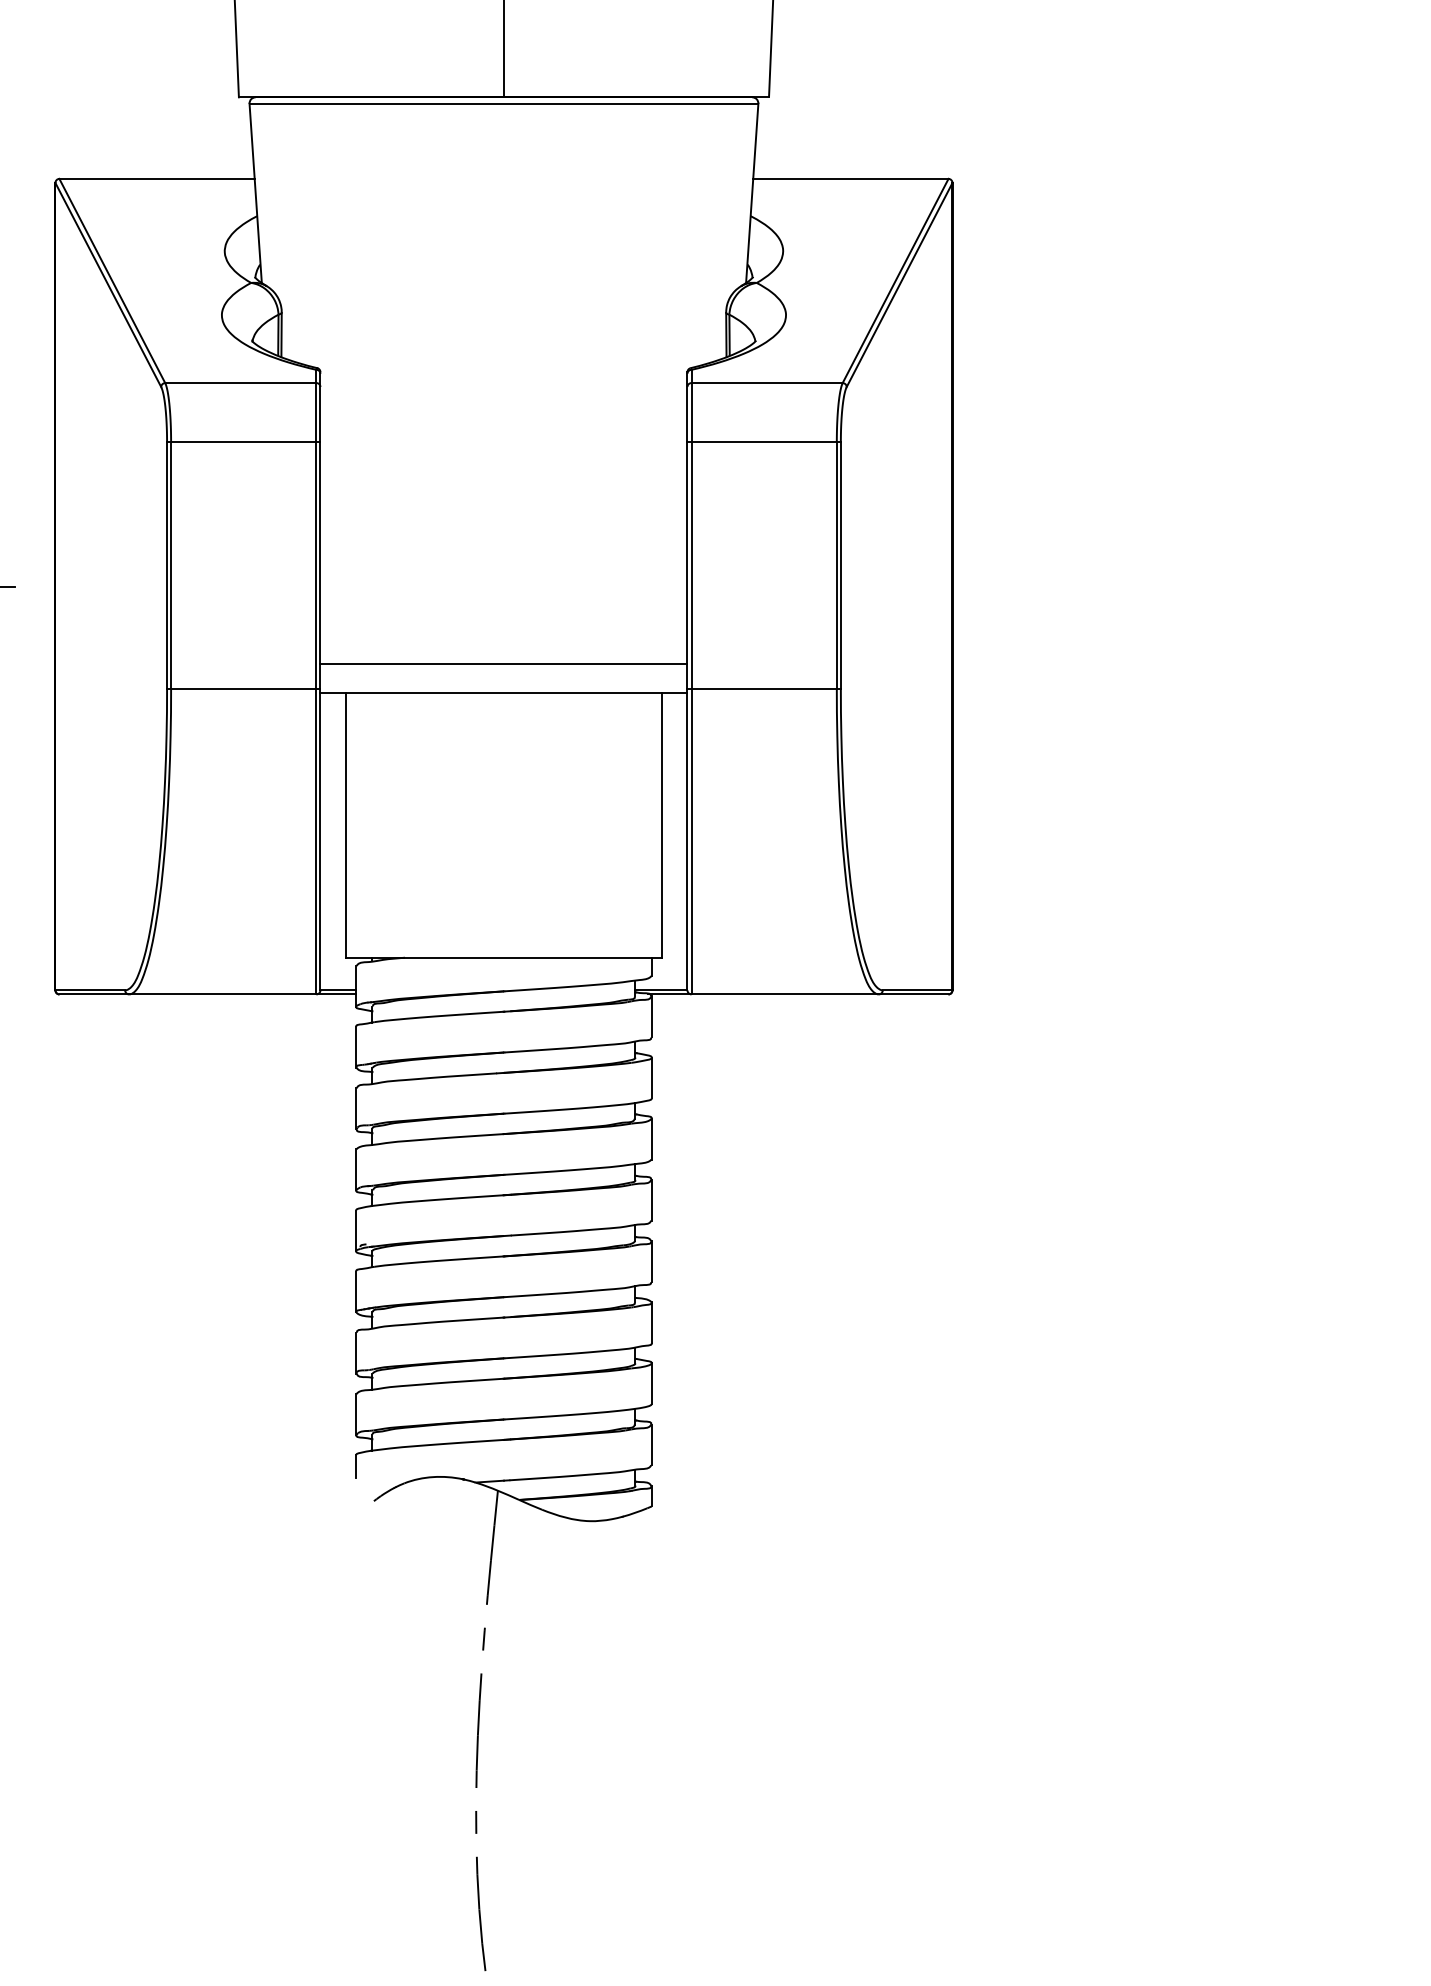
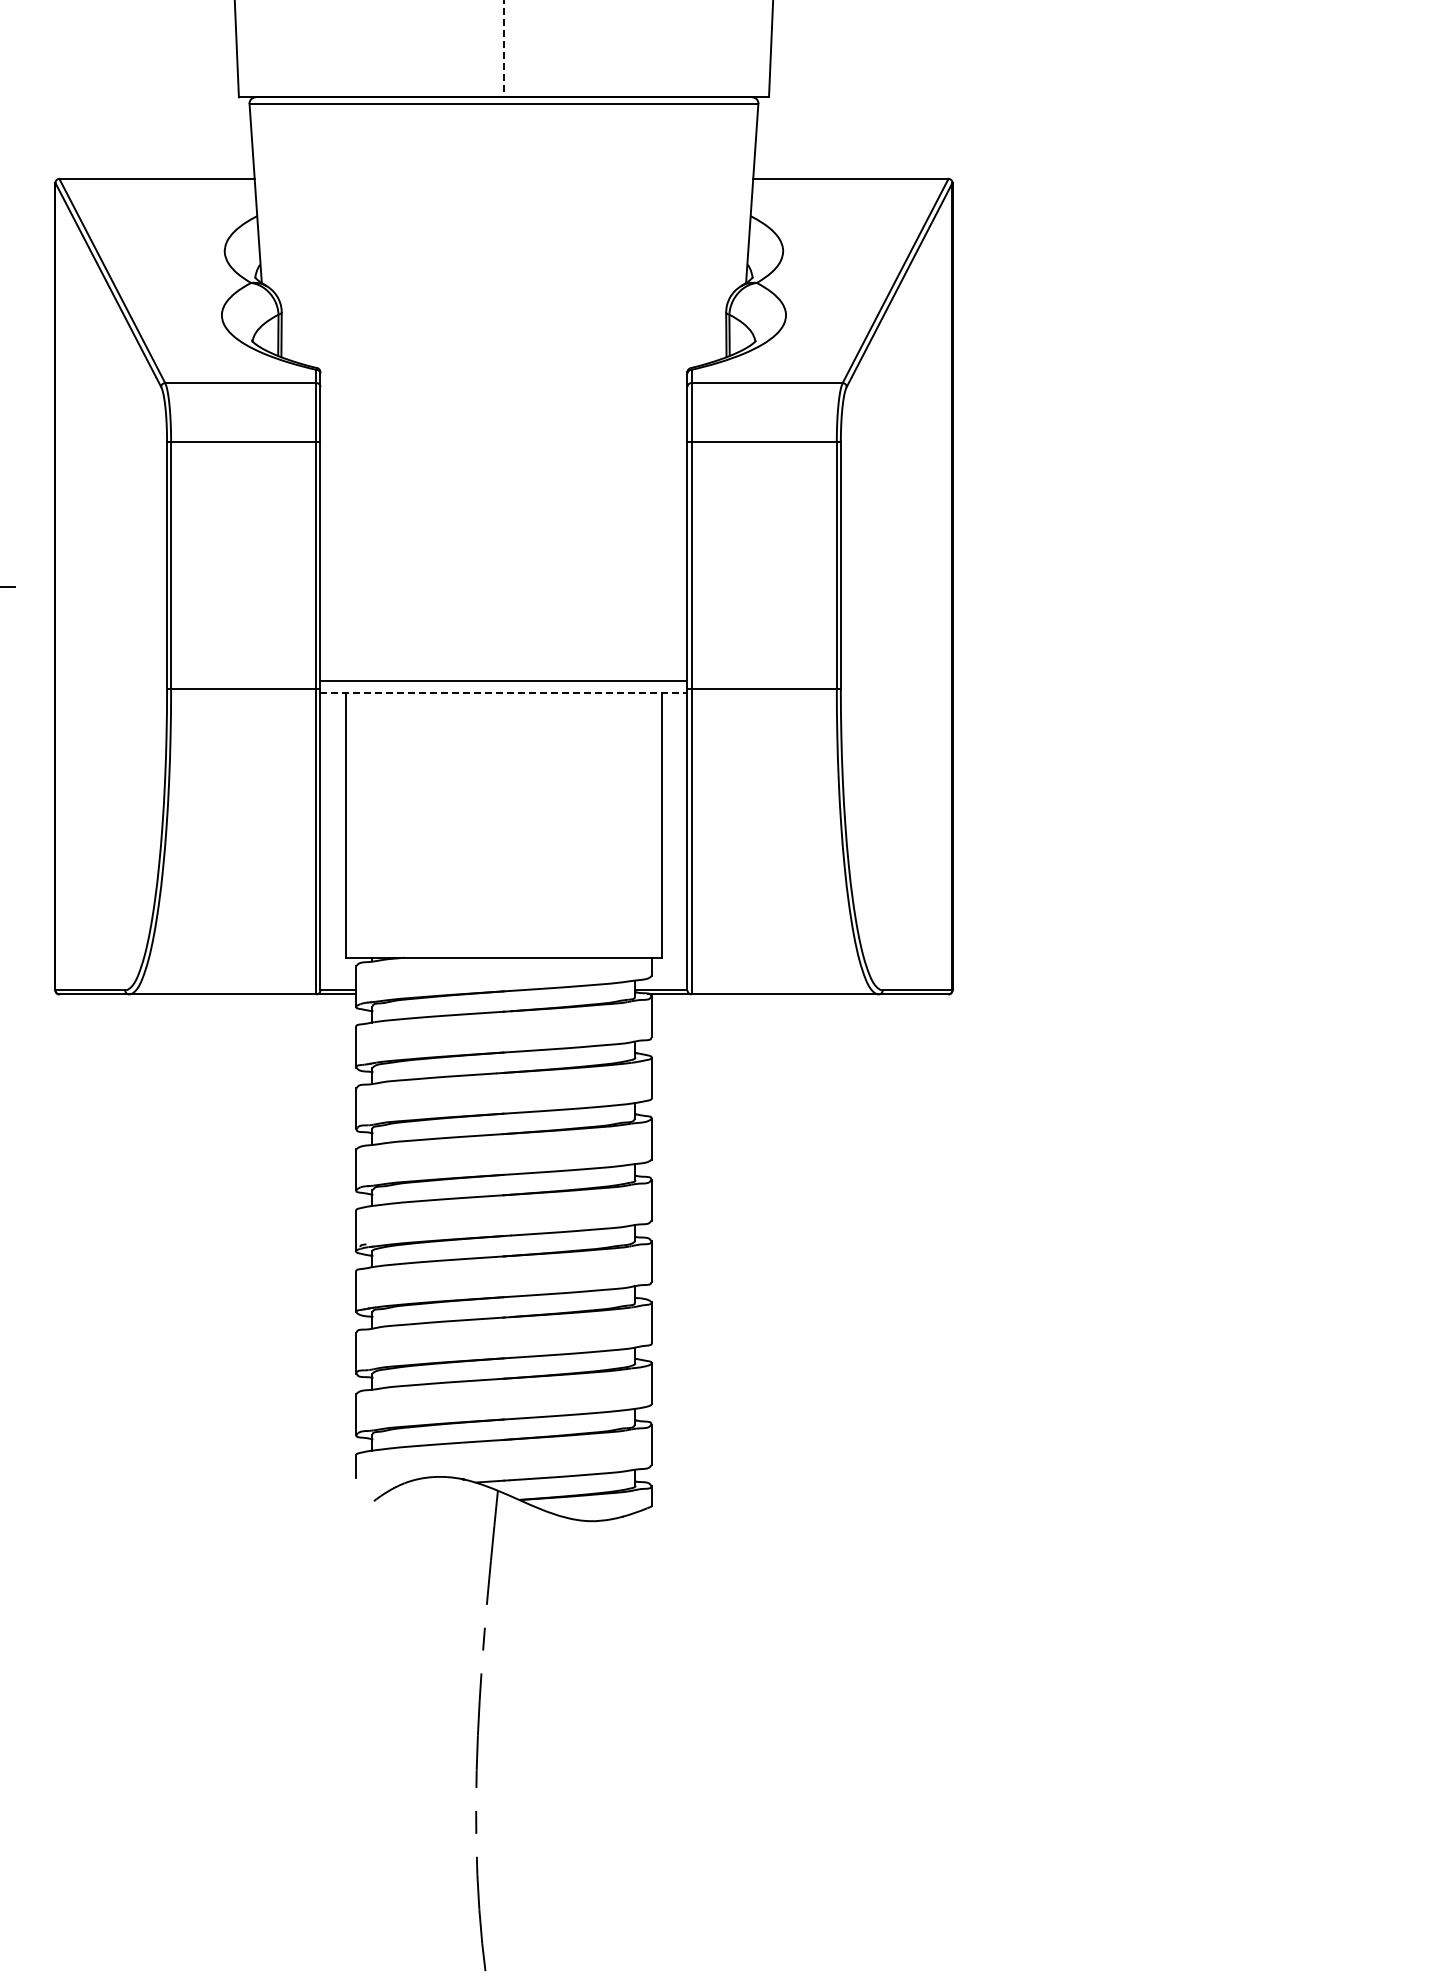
line: solid -> dashed (503, 49)
line position: (503, 664) -> (503, 681) (503, 681)
line: solid -> dashed (504, 692)
